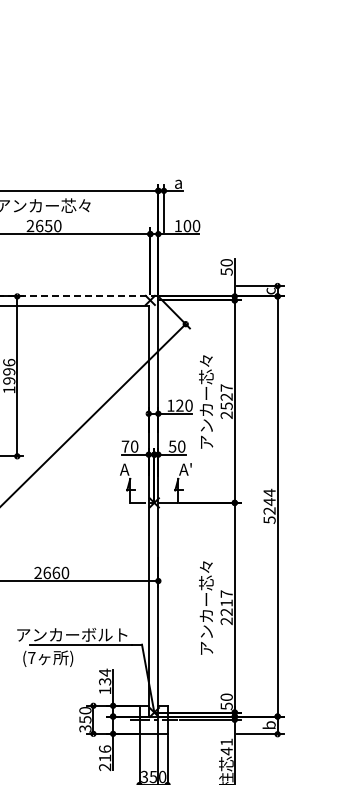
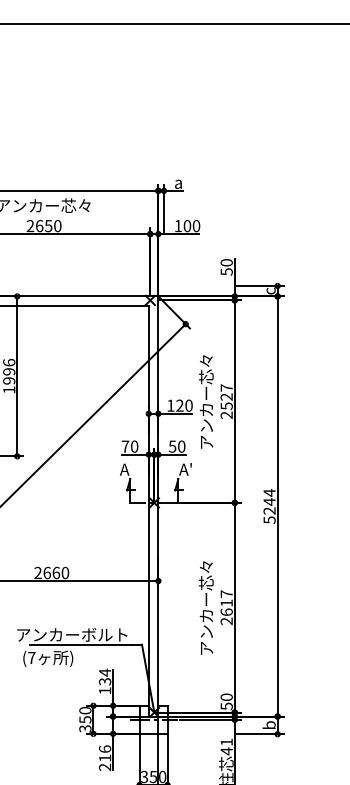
line: none -> present (174, 23)
line: dashed -> solid (79, 296)
text: 2217 -> 2617 (226, 611)
